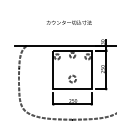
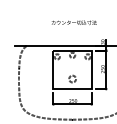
text position: (69, 22) -> (74, 22) (74, 22)
